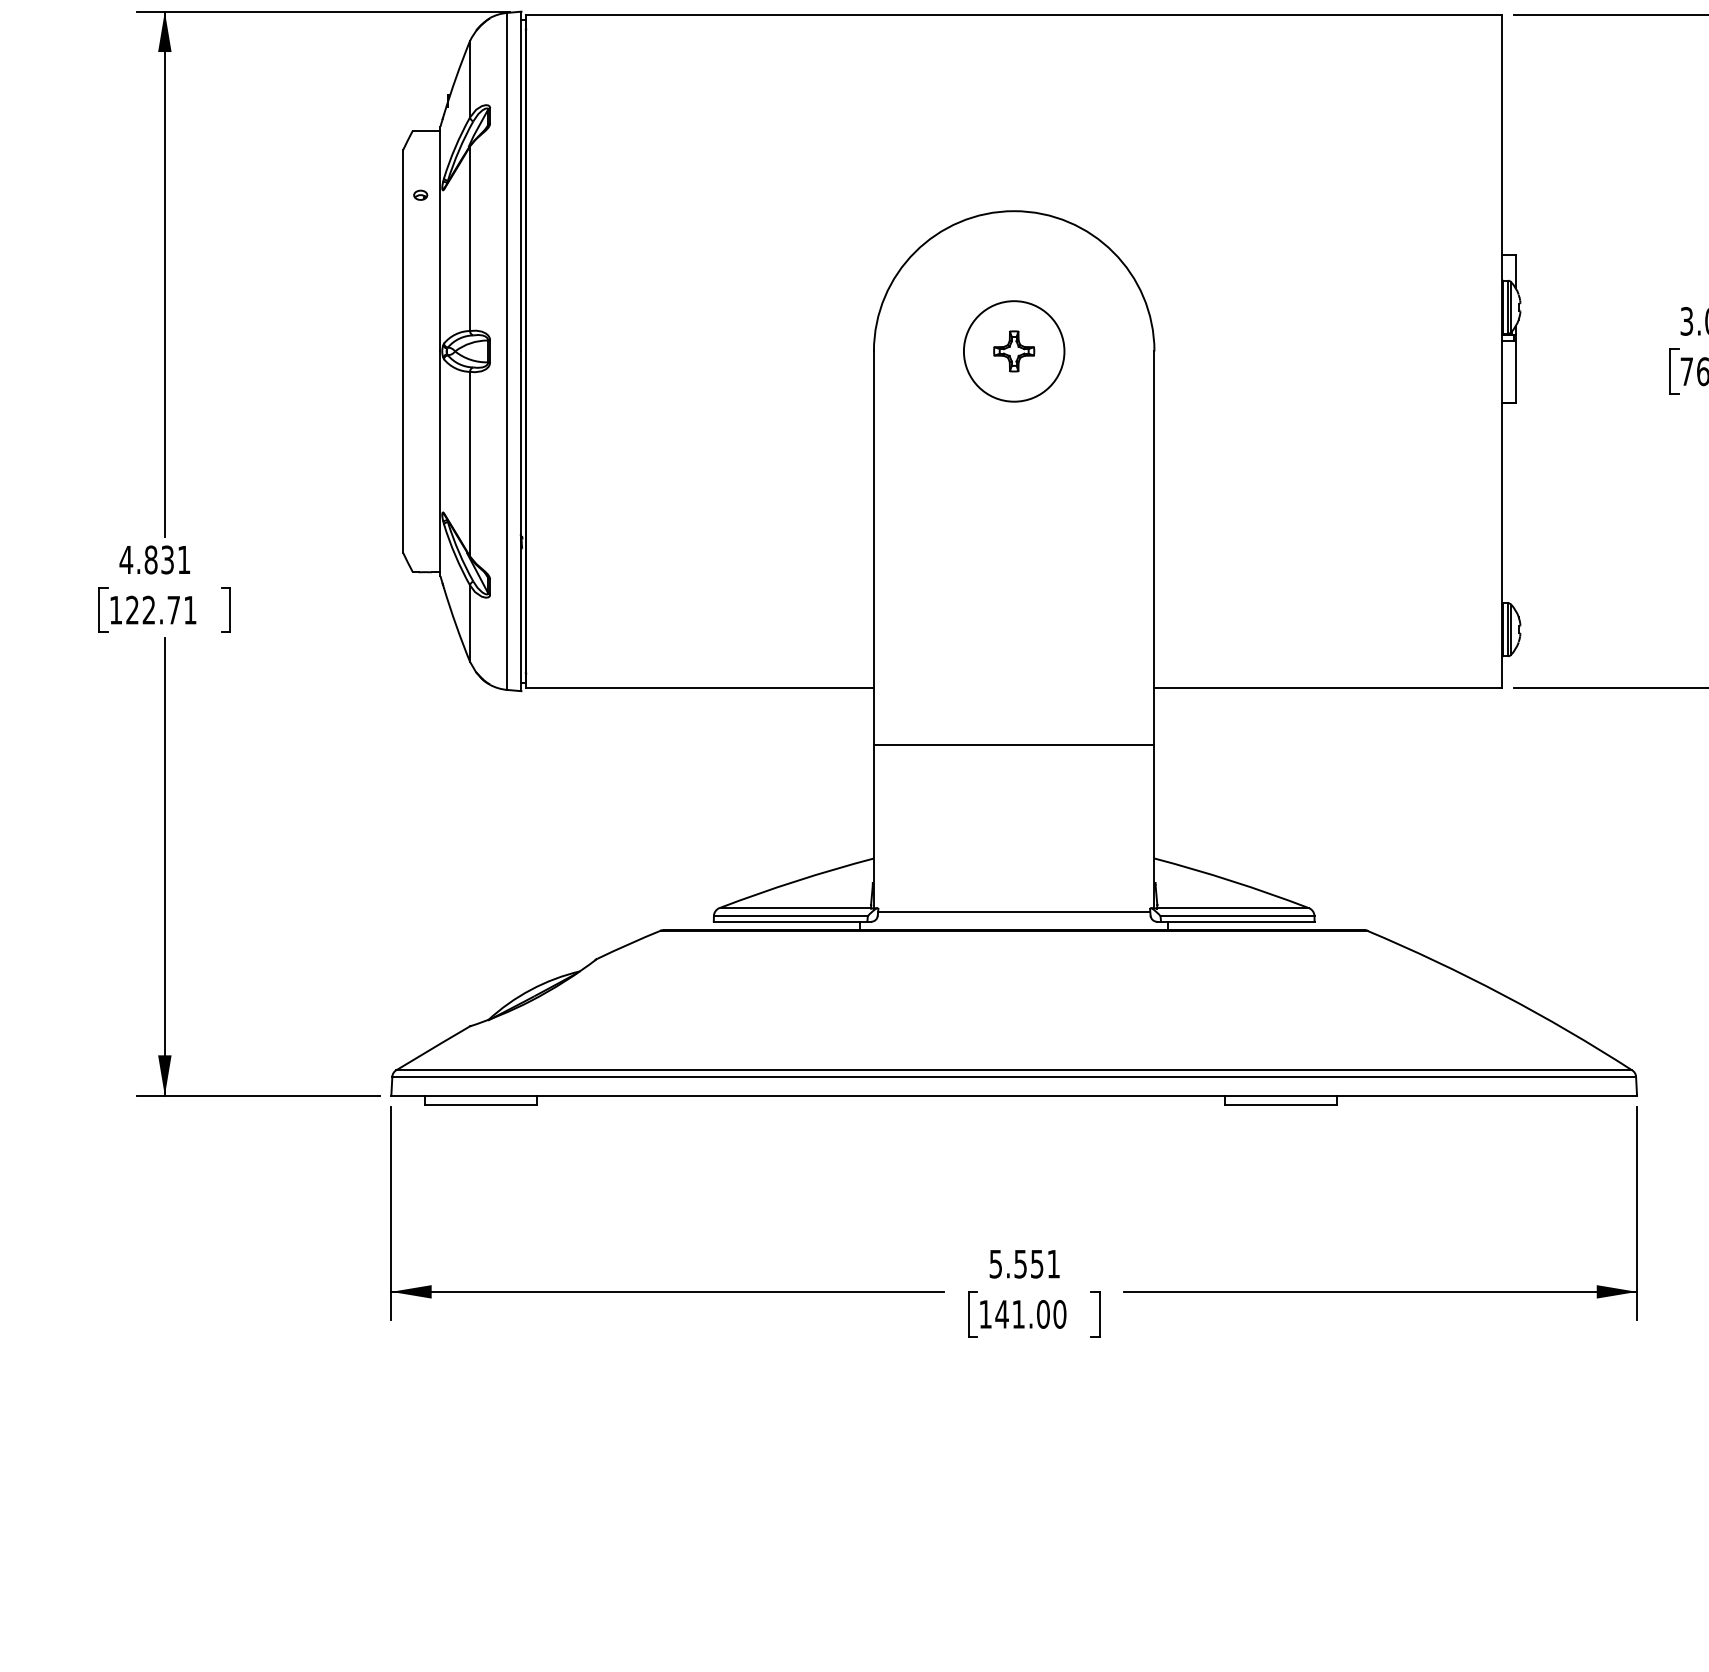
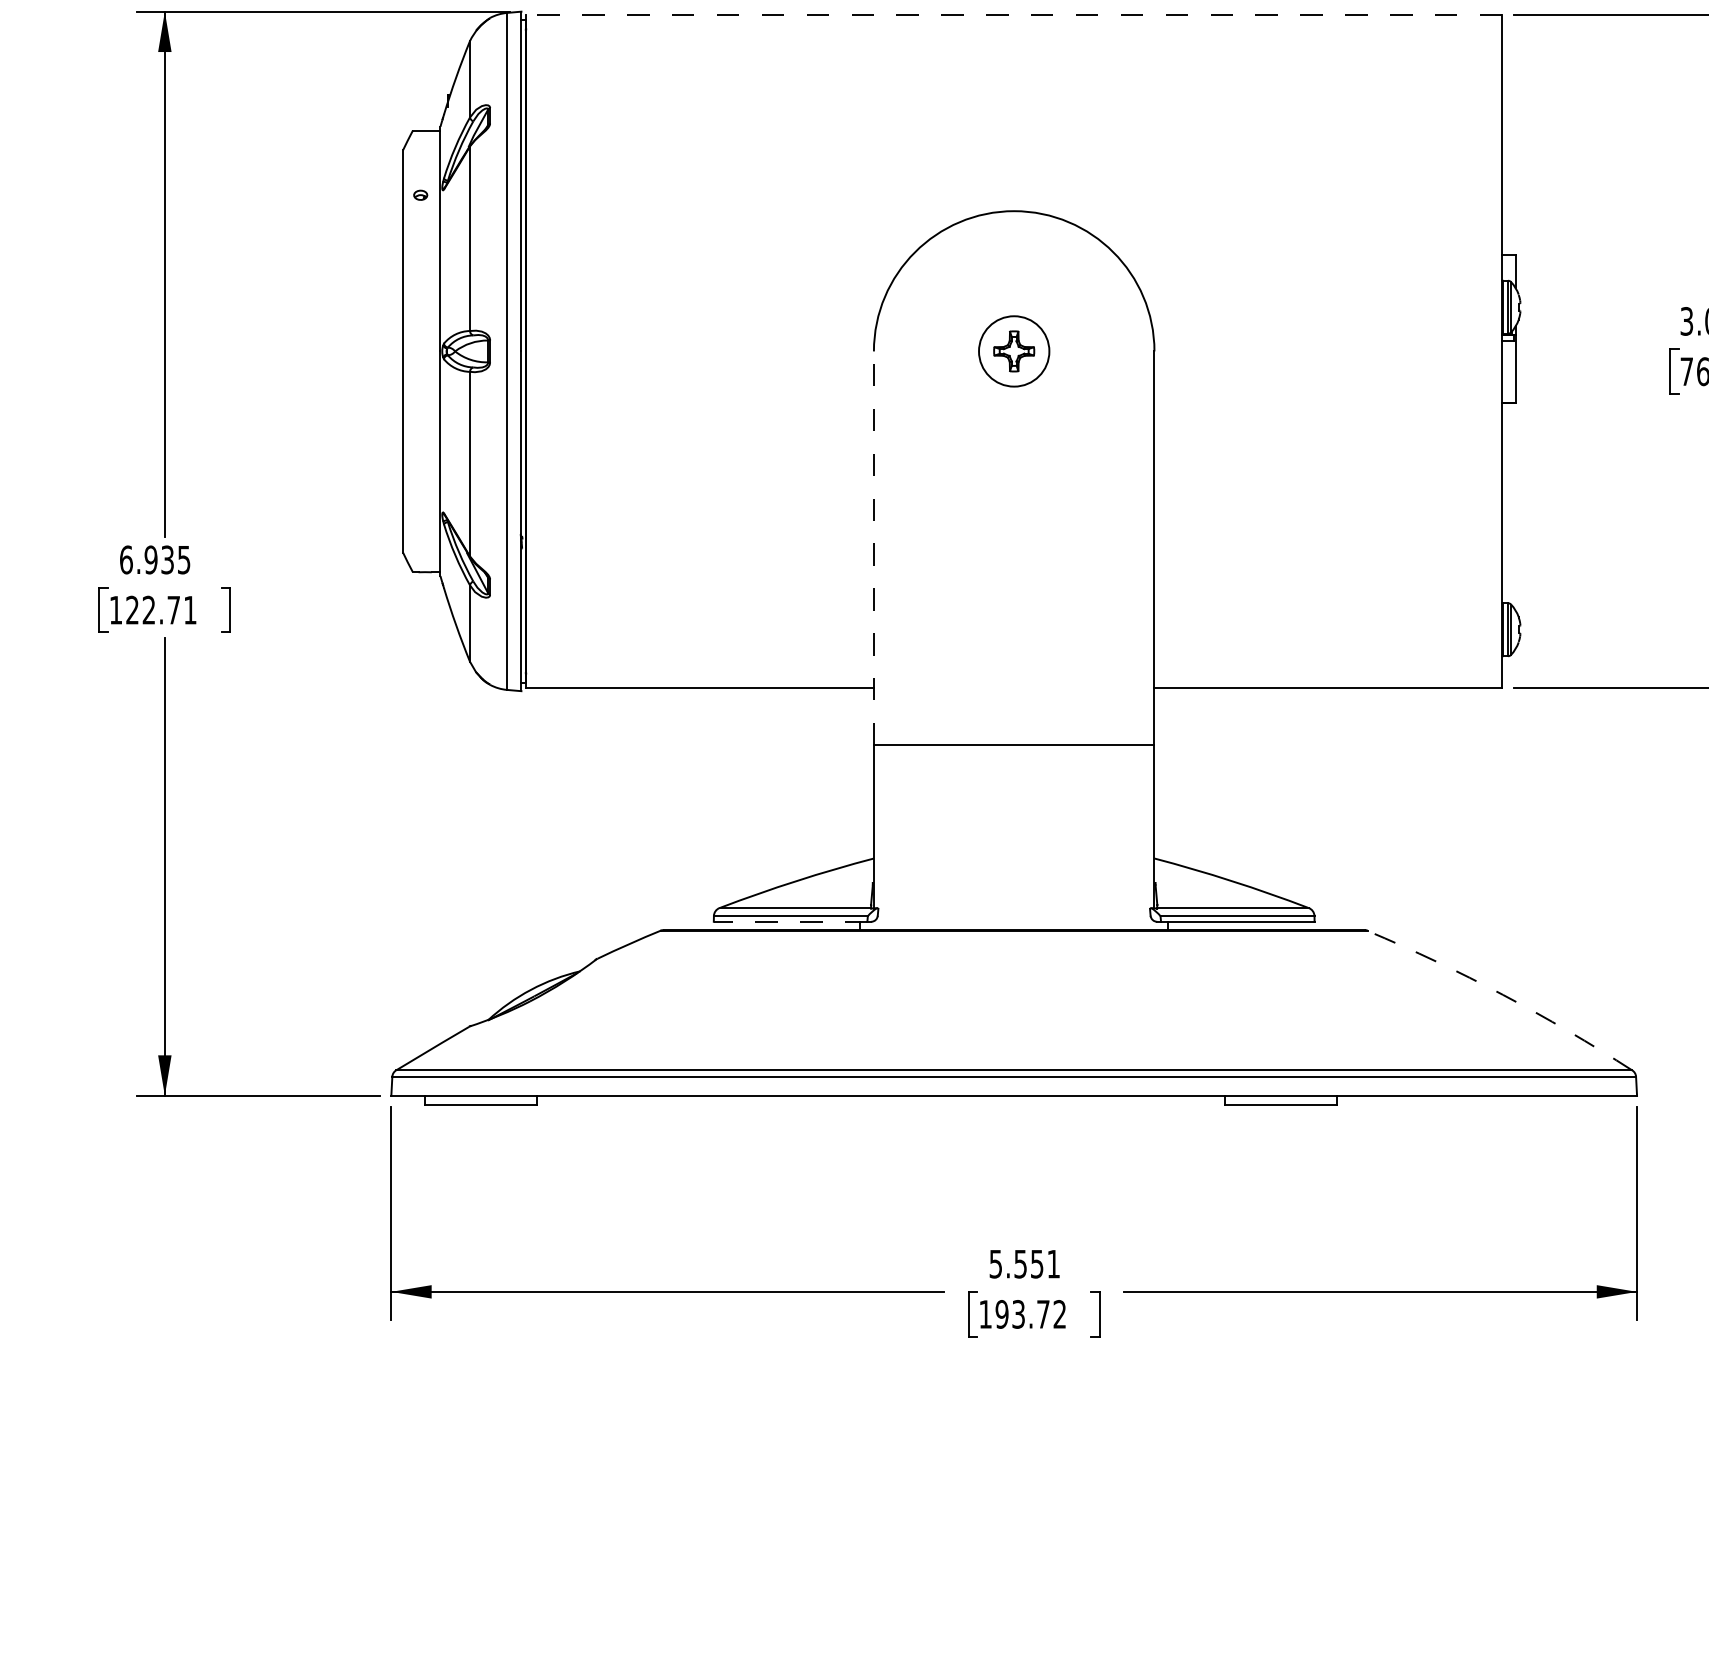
line: solid -> dashed (1013, 14)
circle diameter: 101 px -> 70 px (1014, 351)
line: solid -> dashed (873, 548)
text: 4.831 -> 6.935 (154, 559)
line: present -> none (1014, 912)
line: solid -> dashed (790, 921)
arc: solid -> dashed (1503, 994)
text: 141.00 -> 193.72 (1030, 1314)
